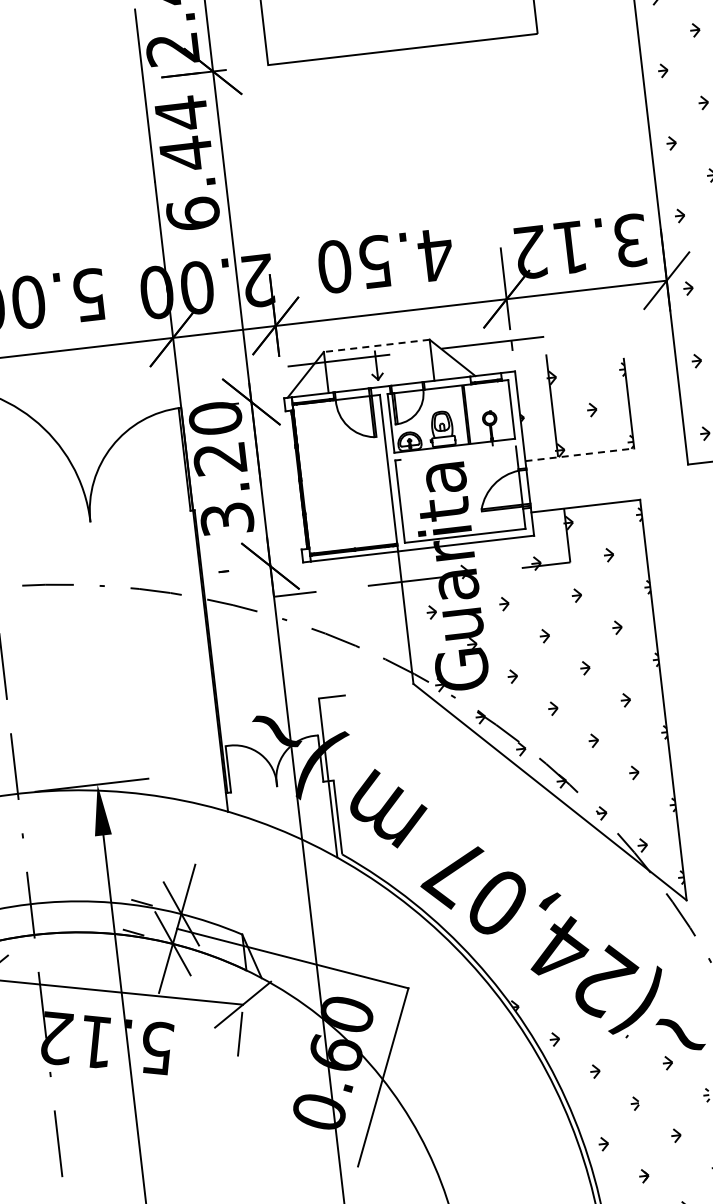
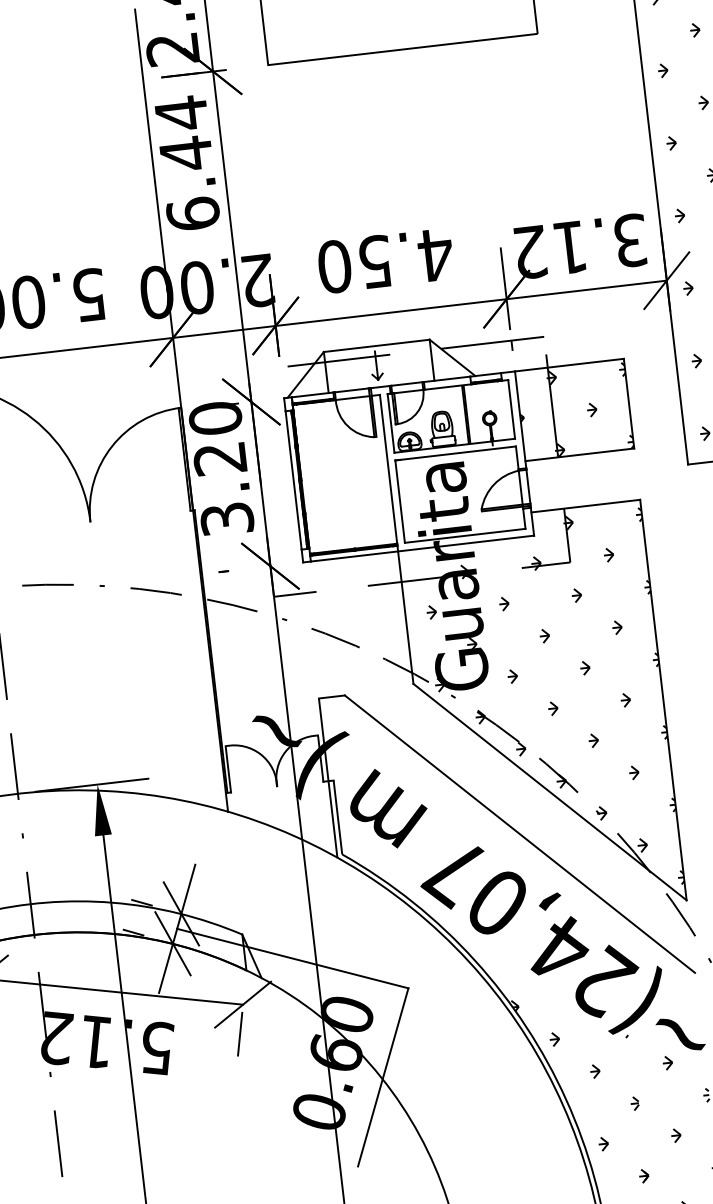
line: dashed -> solid (376, 345)
line: none -> present (569, 364)
line: none -> present (455, 453)
line: dashed -> solid (579, 454)
line: none -> present (293, 480)
line: none -> present (519, 833)
